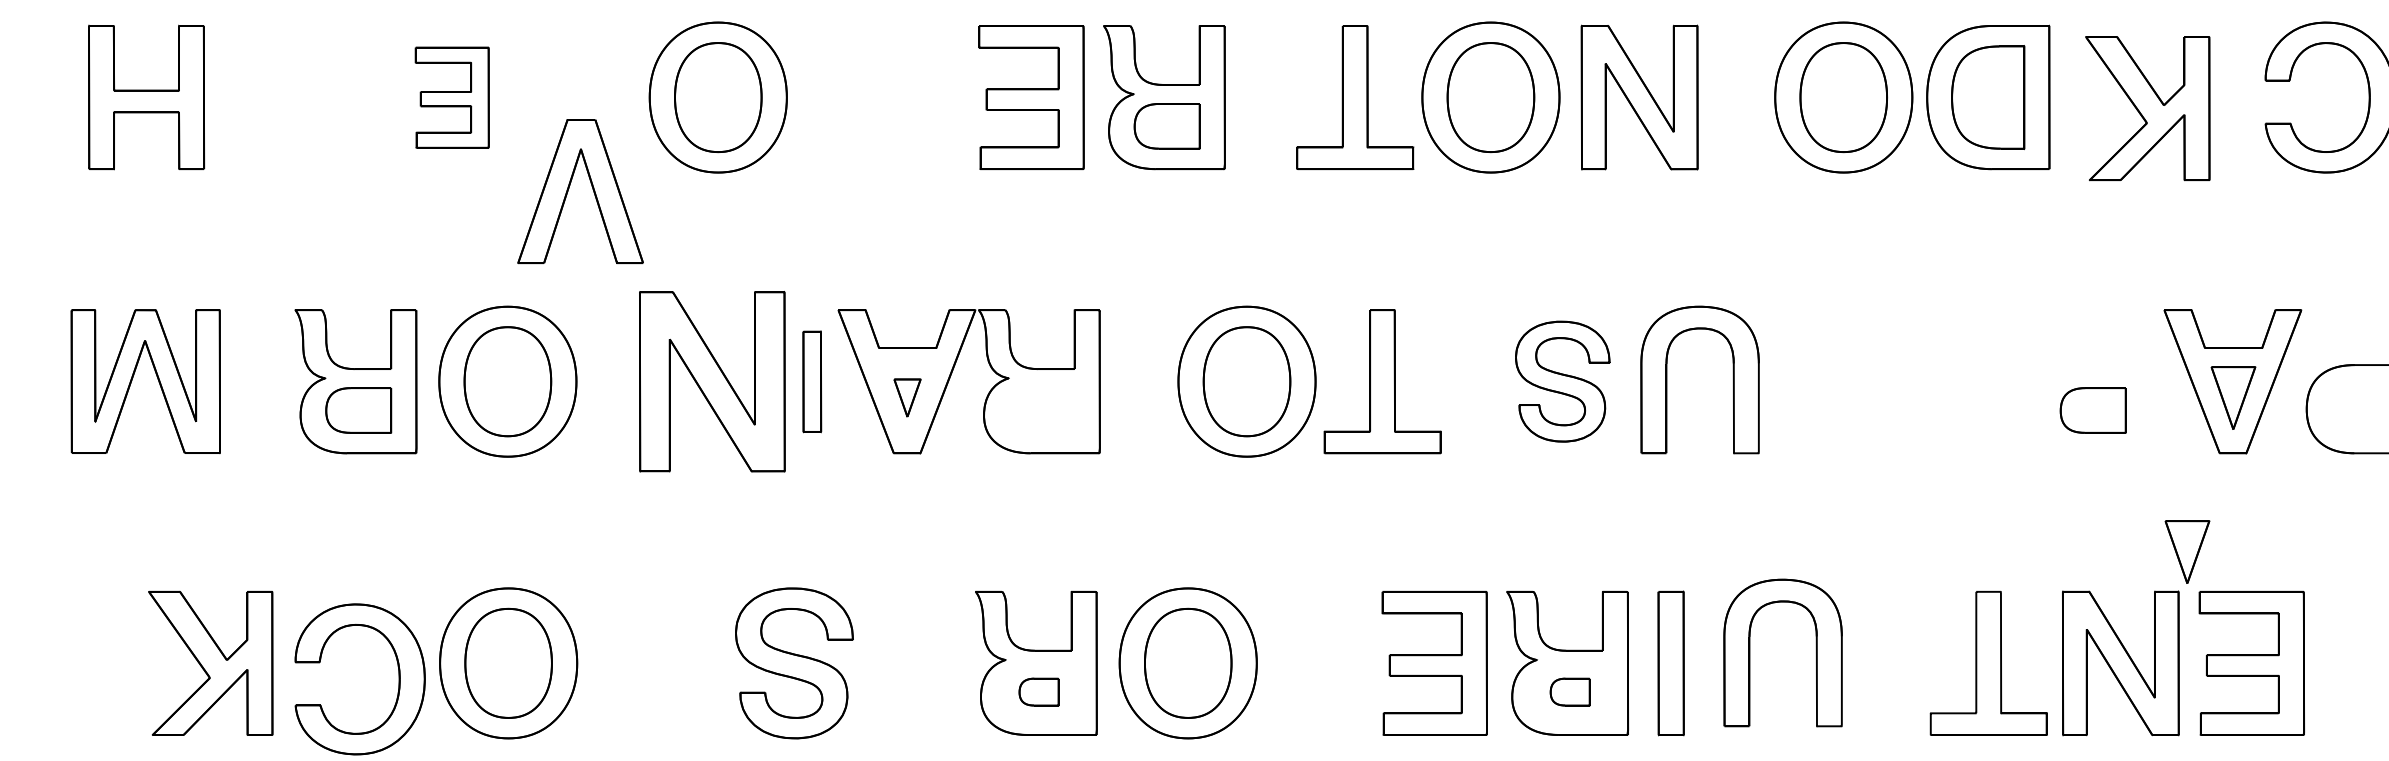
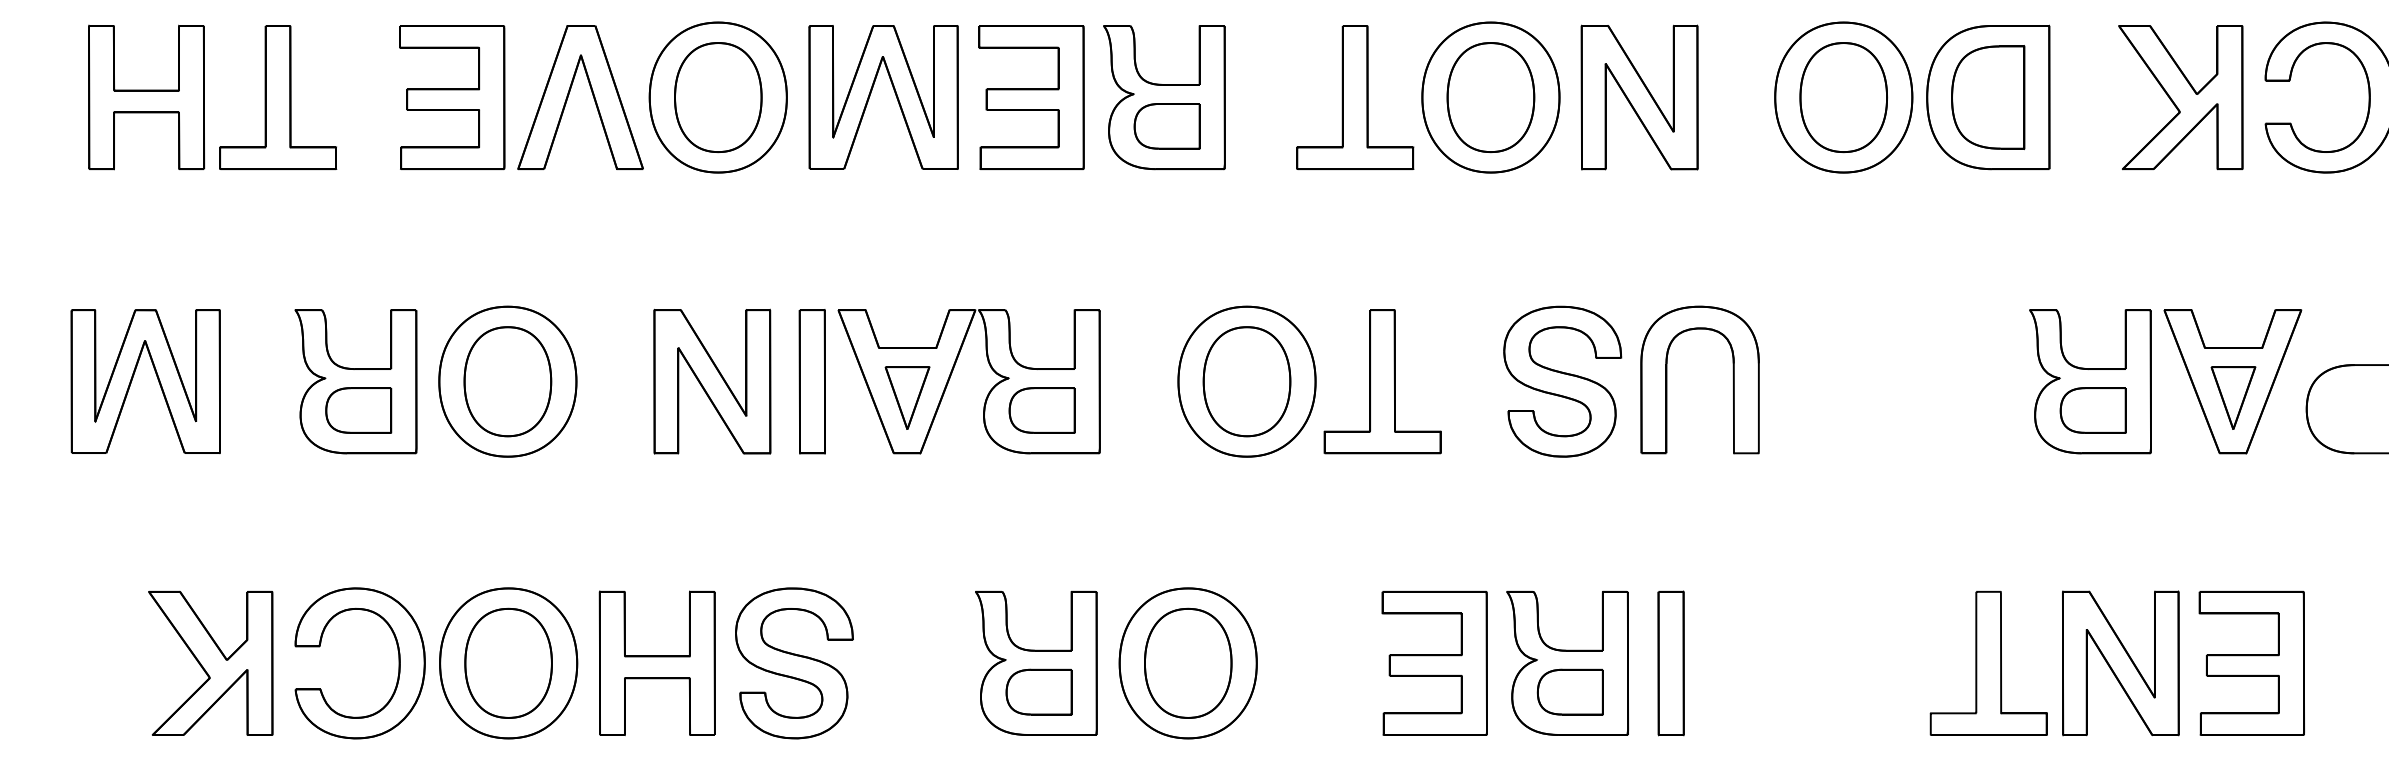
part: none -> present (894, 93)
part: none -> present (278, 97)
part size: 76x103 px -> 107x146 px (452, 97)
part position: (2147, 108) -> (2180, 97) (2180, 97)
part position: (569, 188) -> (569, 94) (569, 94)
part size: 147x182 px -> 119x147 px (712, 381)
part size: 21x104 px -> 28x146 px (811, 381)
part size: 96x123 px -> 120x153 px (1562, 381)
part: none -> present (2090, 381)
part size: 29x40 px -> 47x64 px (907, 397)
part: none -> present (1041, 410)
part: present -> none (2187, 551)
part: present -> none (1750, 652)
part: none -> present (656, 662)
part position: (398, 679) -> (398, 663) (398, 663)
part size: 42x30 px -> 68x48 px (1038, 691)
part size: 42x30 px -> 68x48 px (1569, 691)
